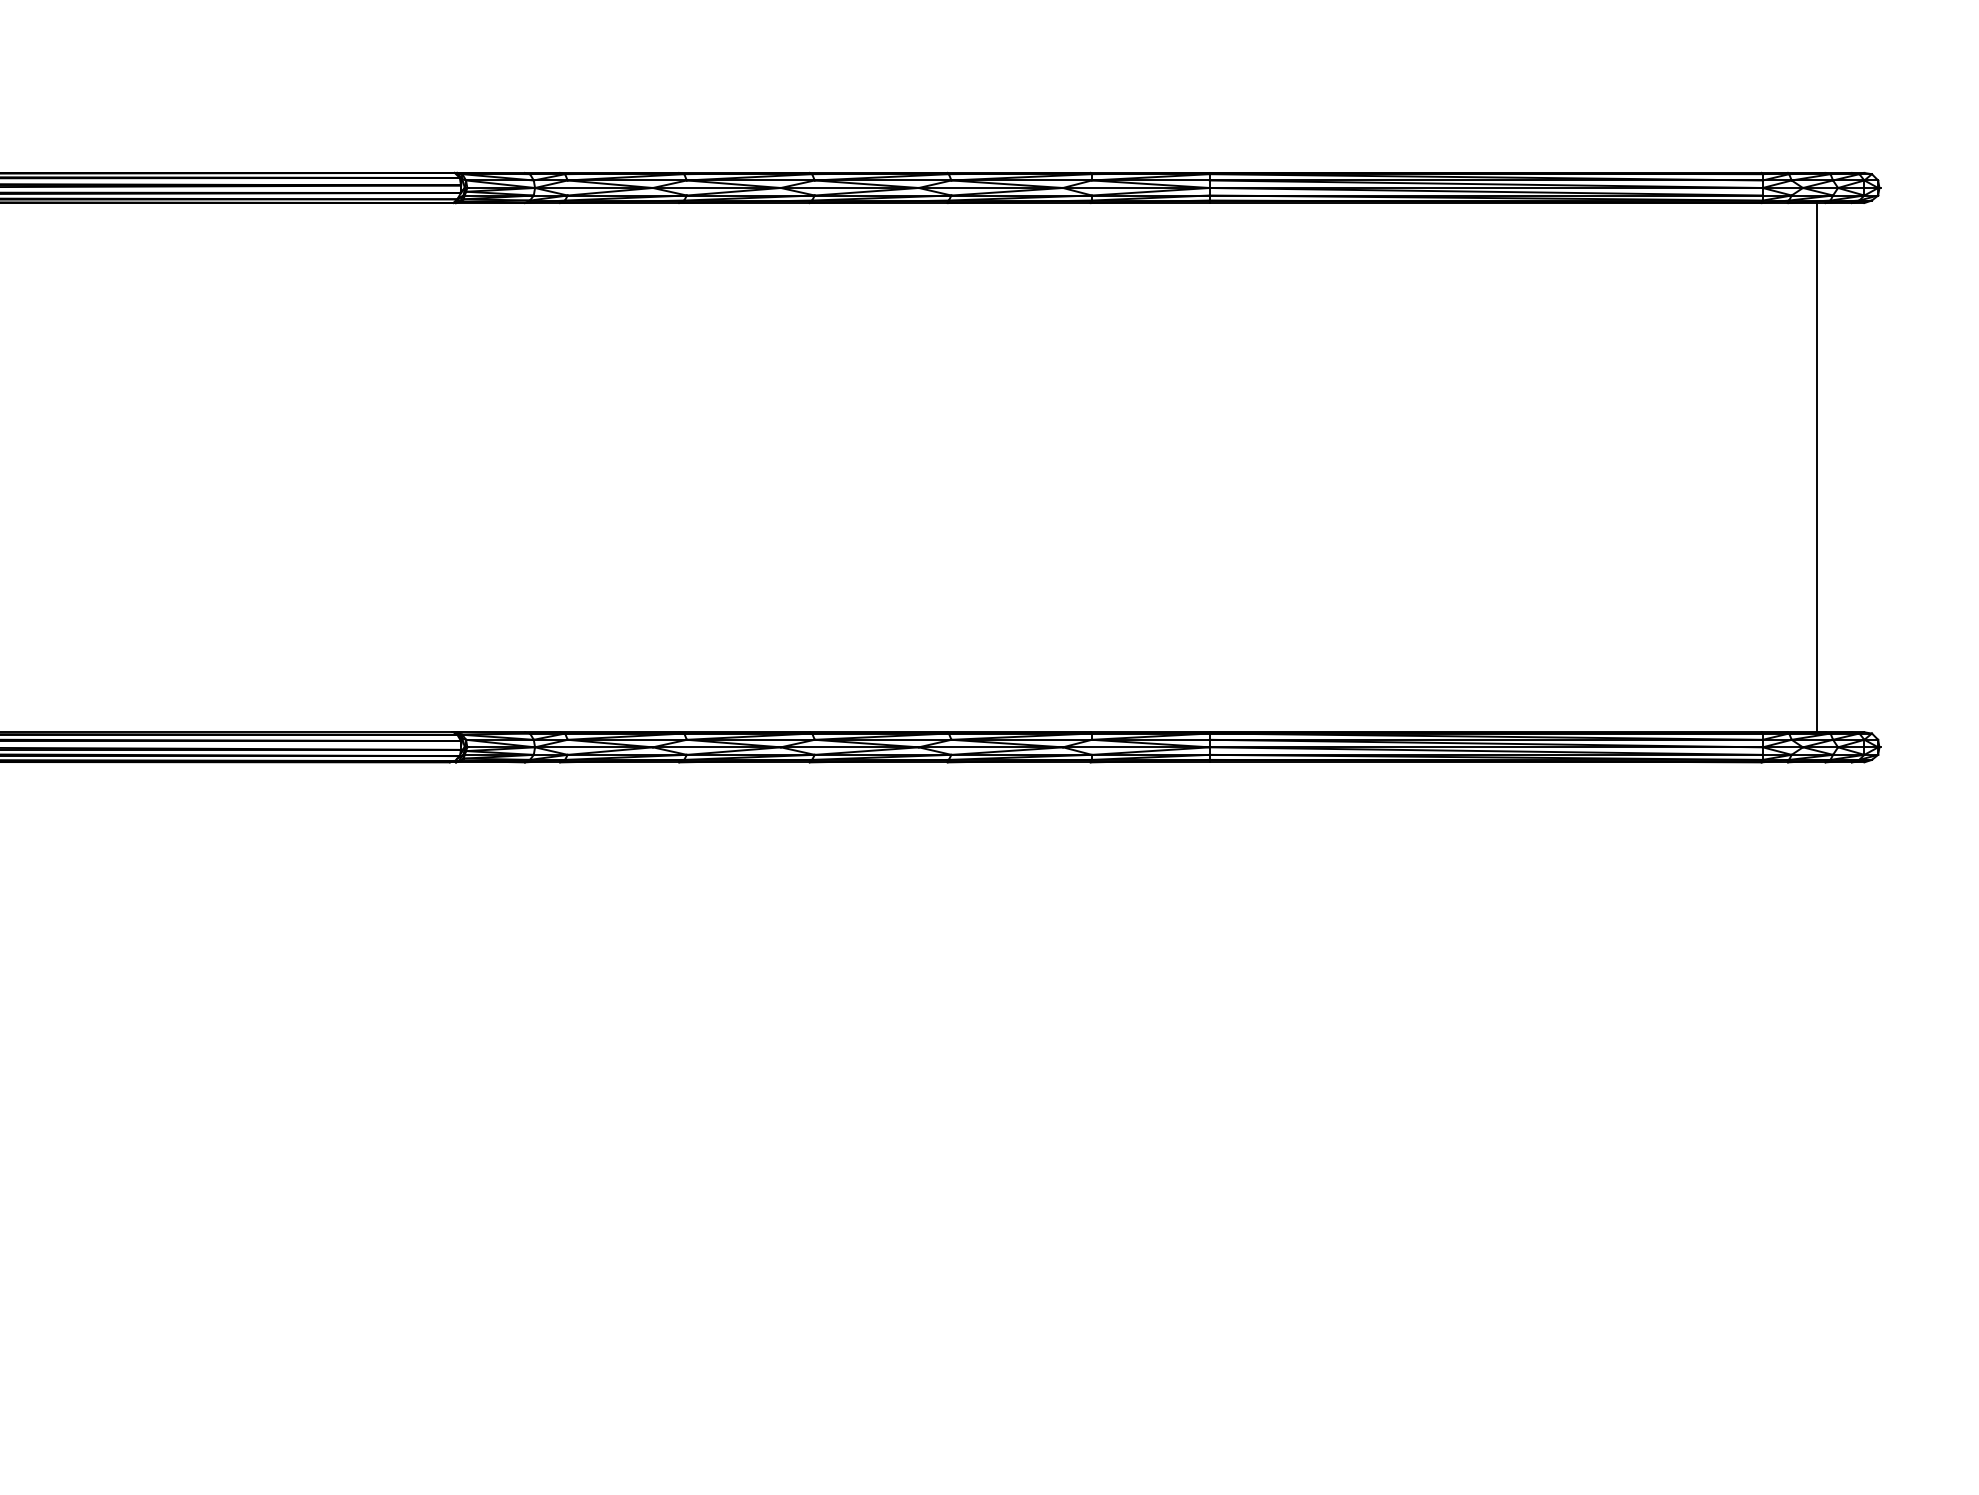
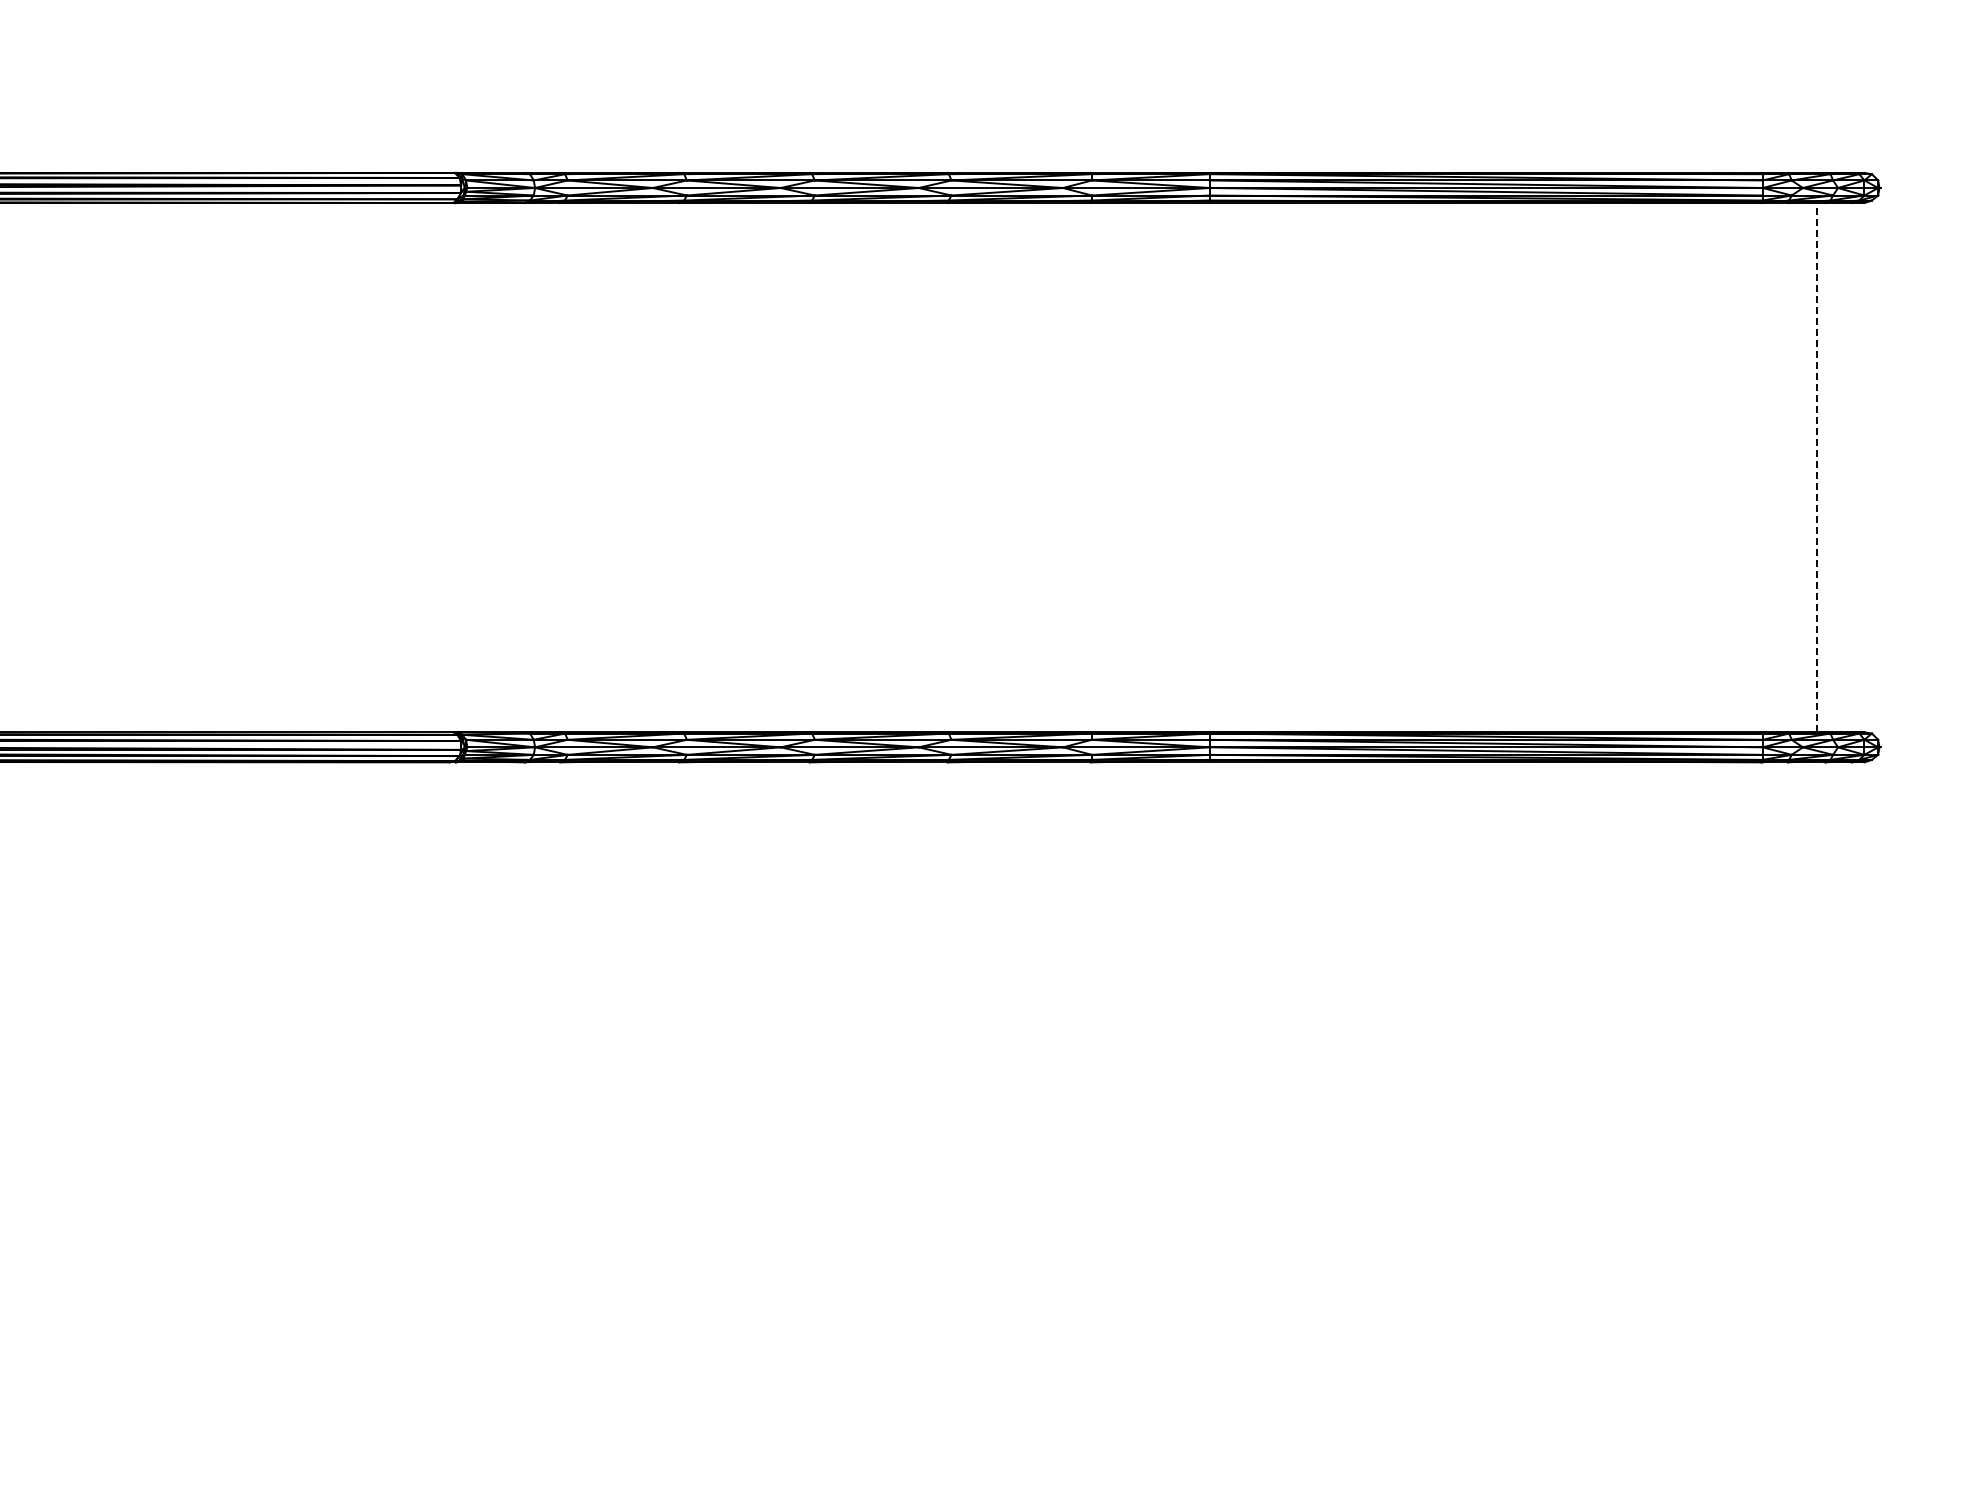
line: solid -> dashed (1816, 467)
